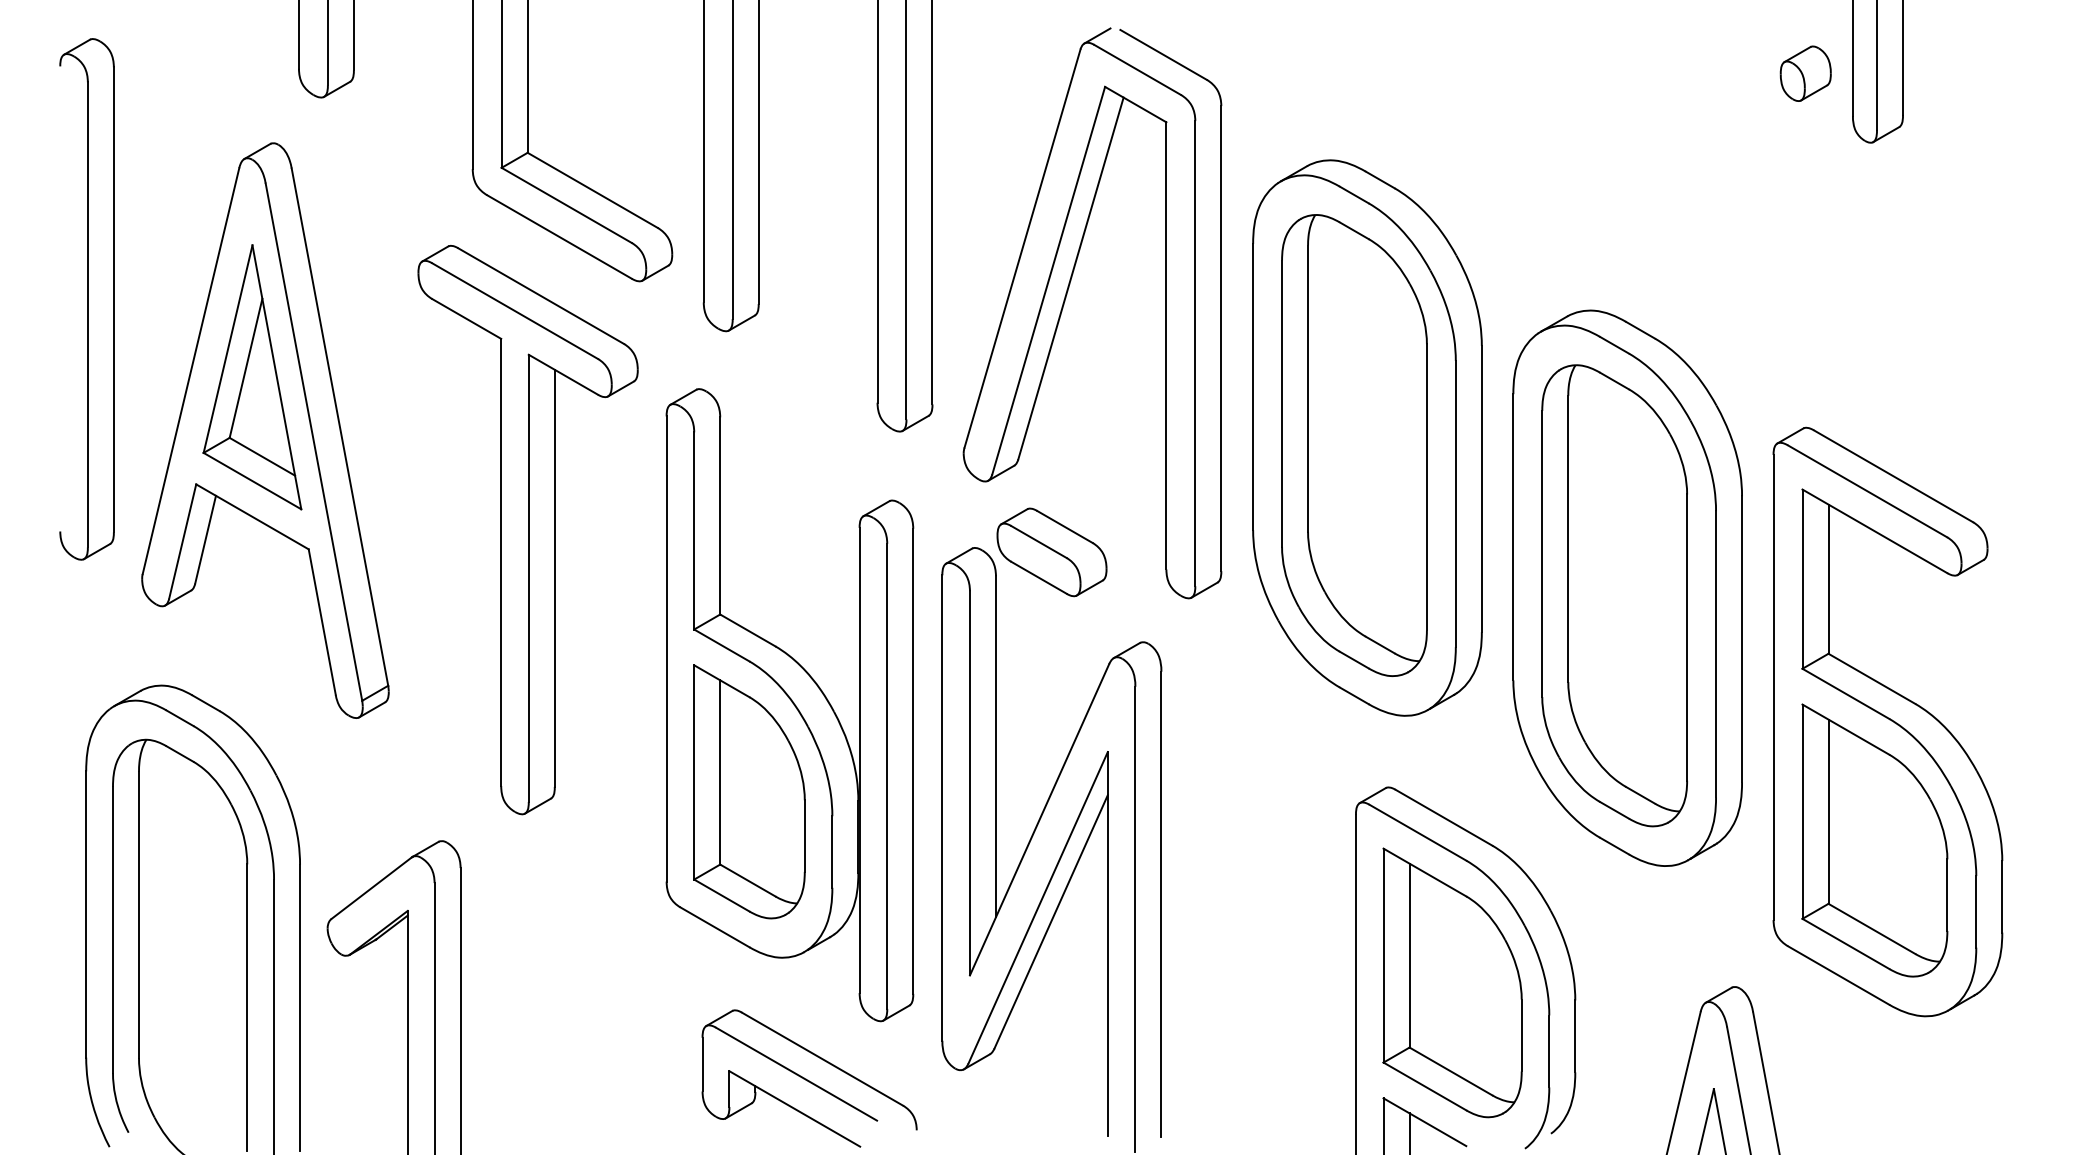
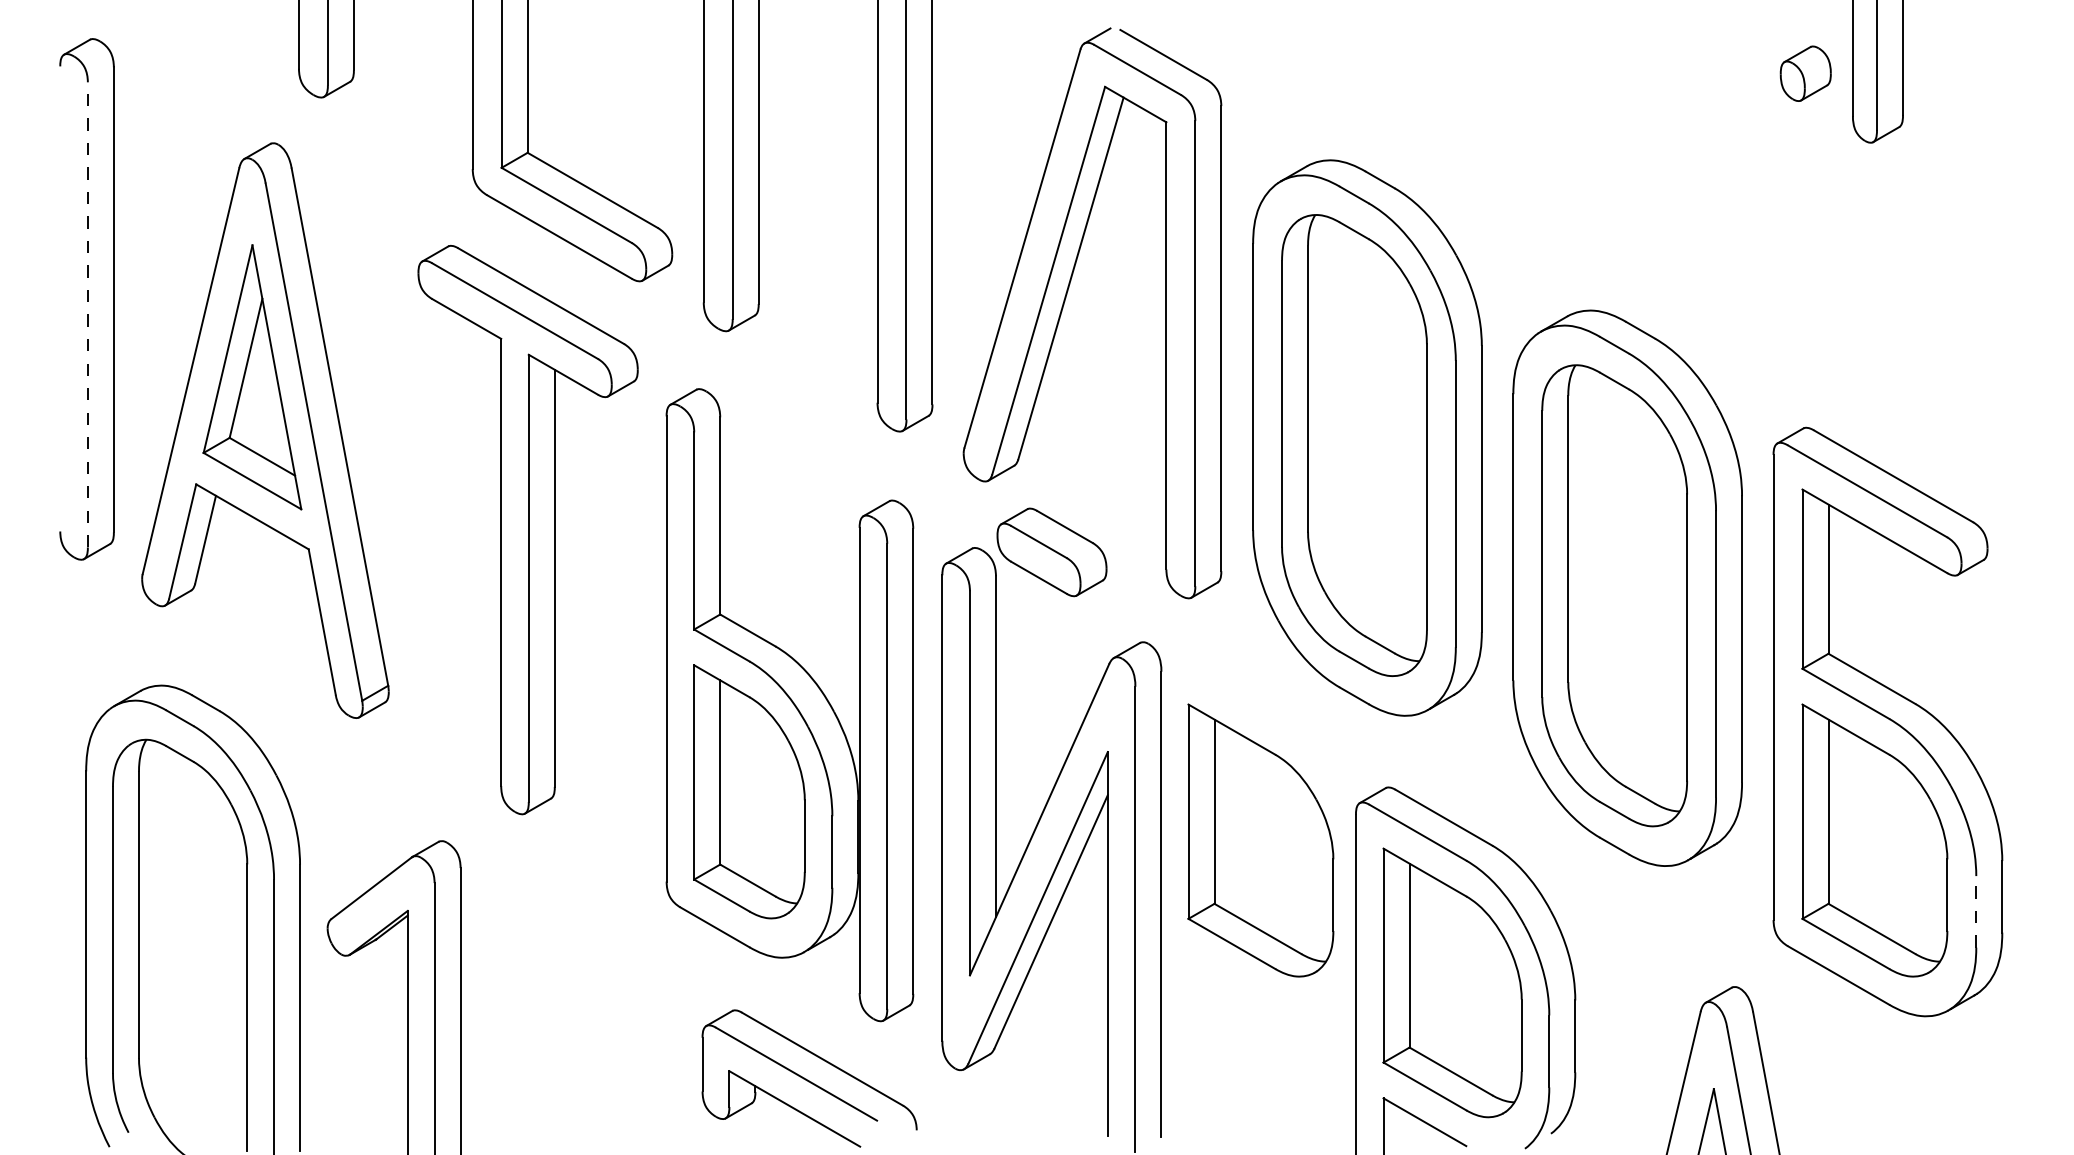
line: solid -> dashed (87, 314)
part: none -> present (1260, 840)
line: solid -> dashed (1976, 911)
line: present -> none (1409, 1132)
